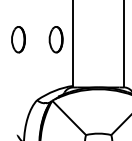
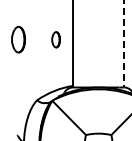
part size: 16x28 px -> 10x18 px (55, 39)
line: solid -> dashed (124, 44)
